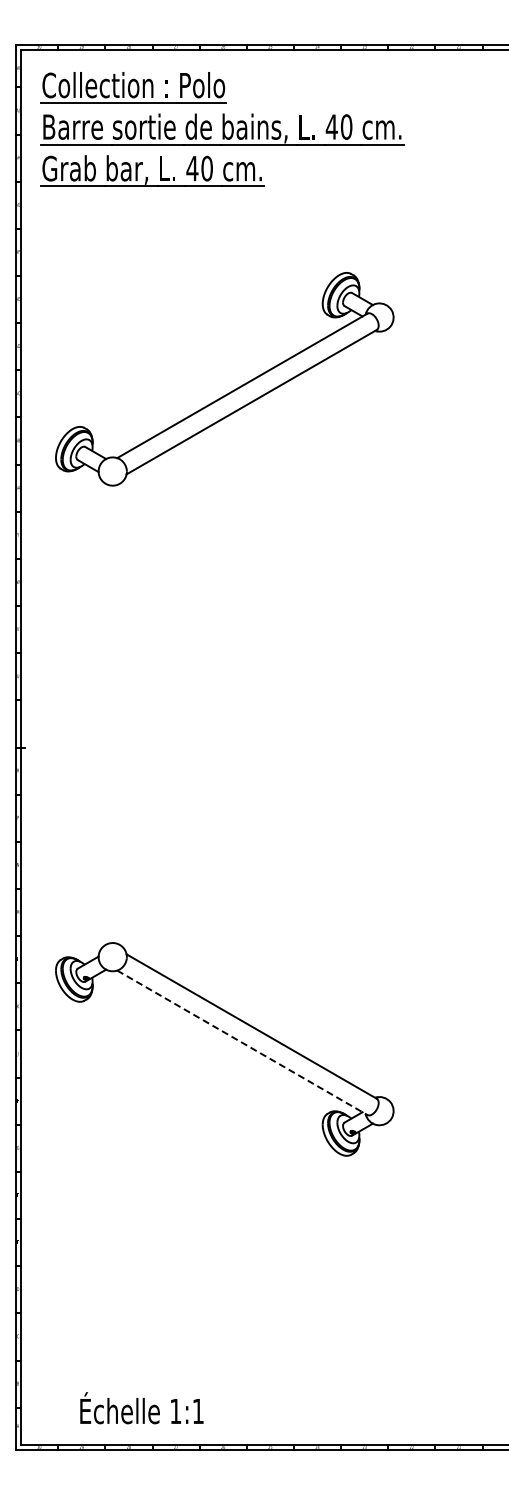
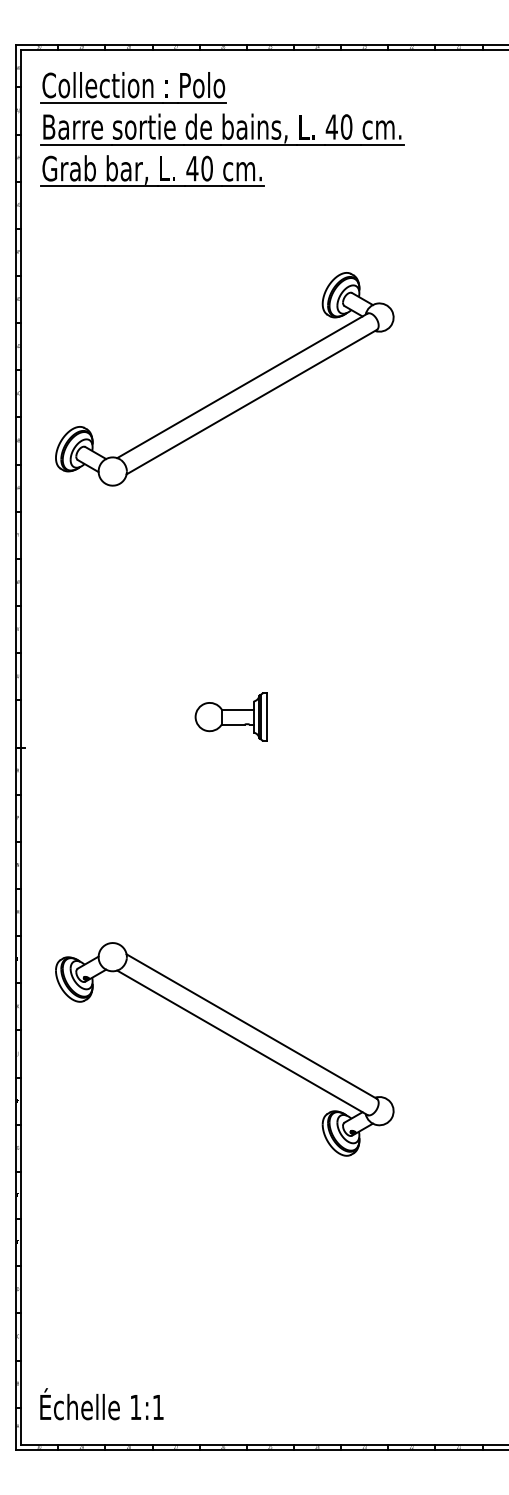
part: none -> present (230, 716)
line: dashed -> solid (242, 1042)
text position: (141, 1408) -> (101, 1404) (101, 1404)
